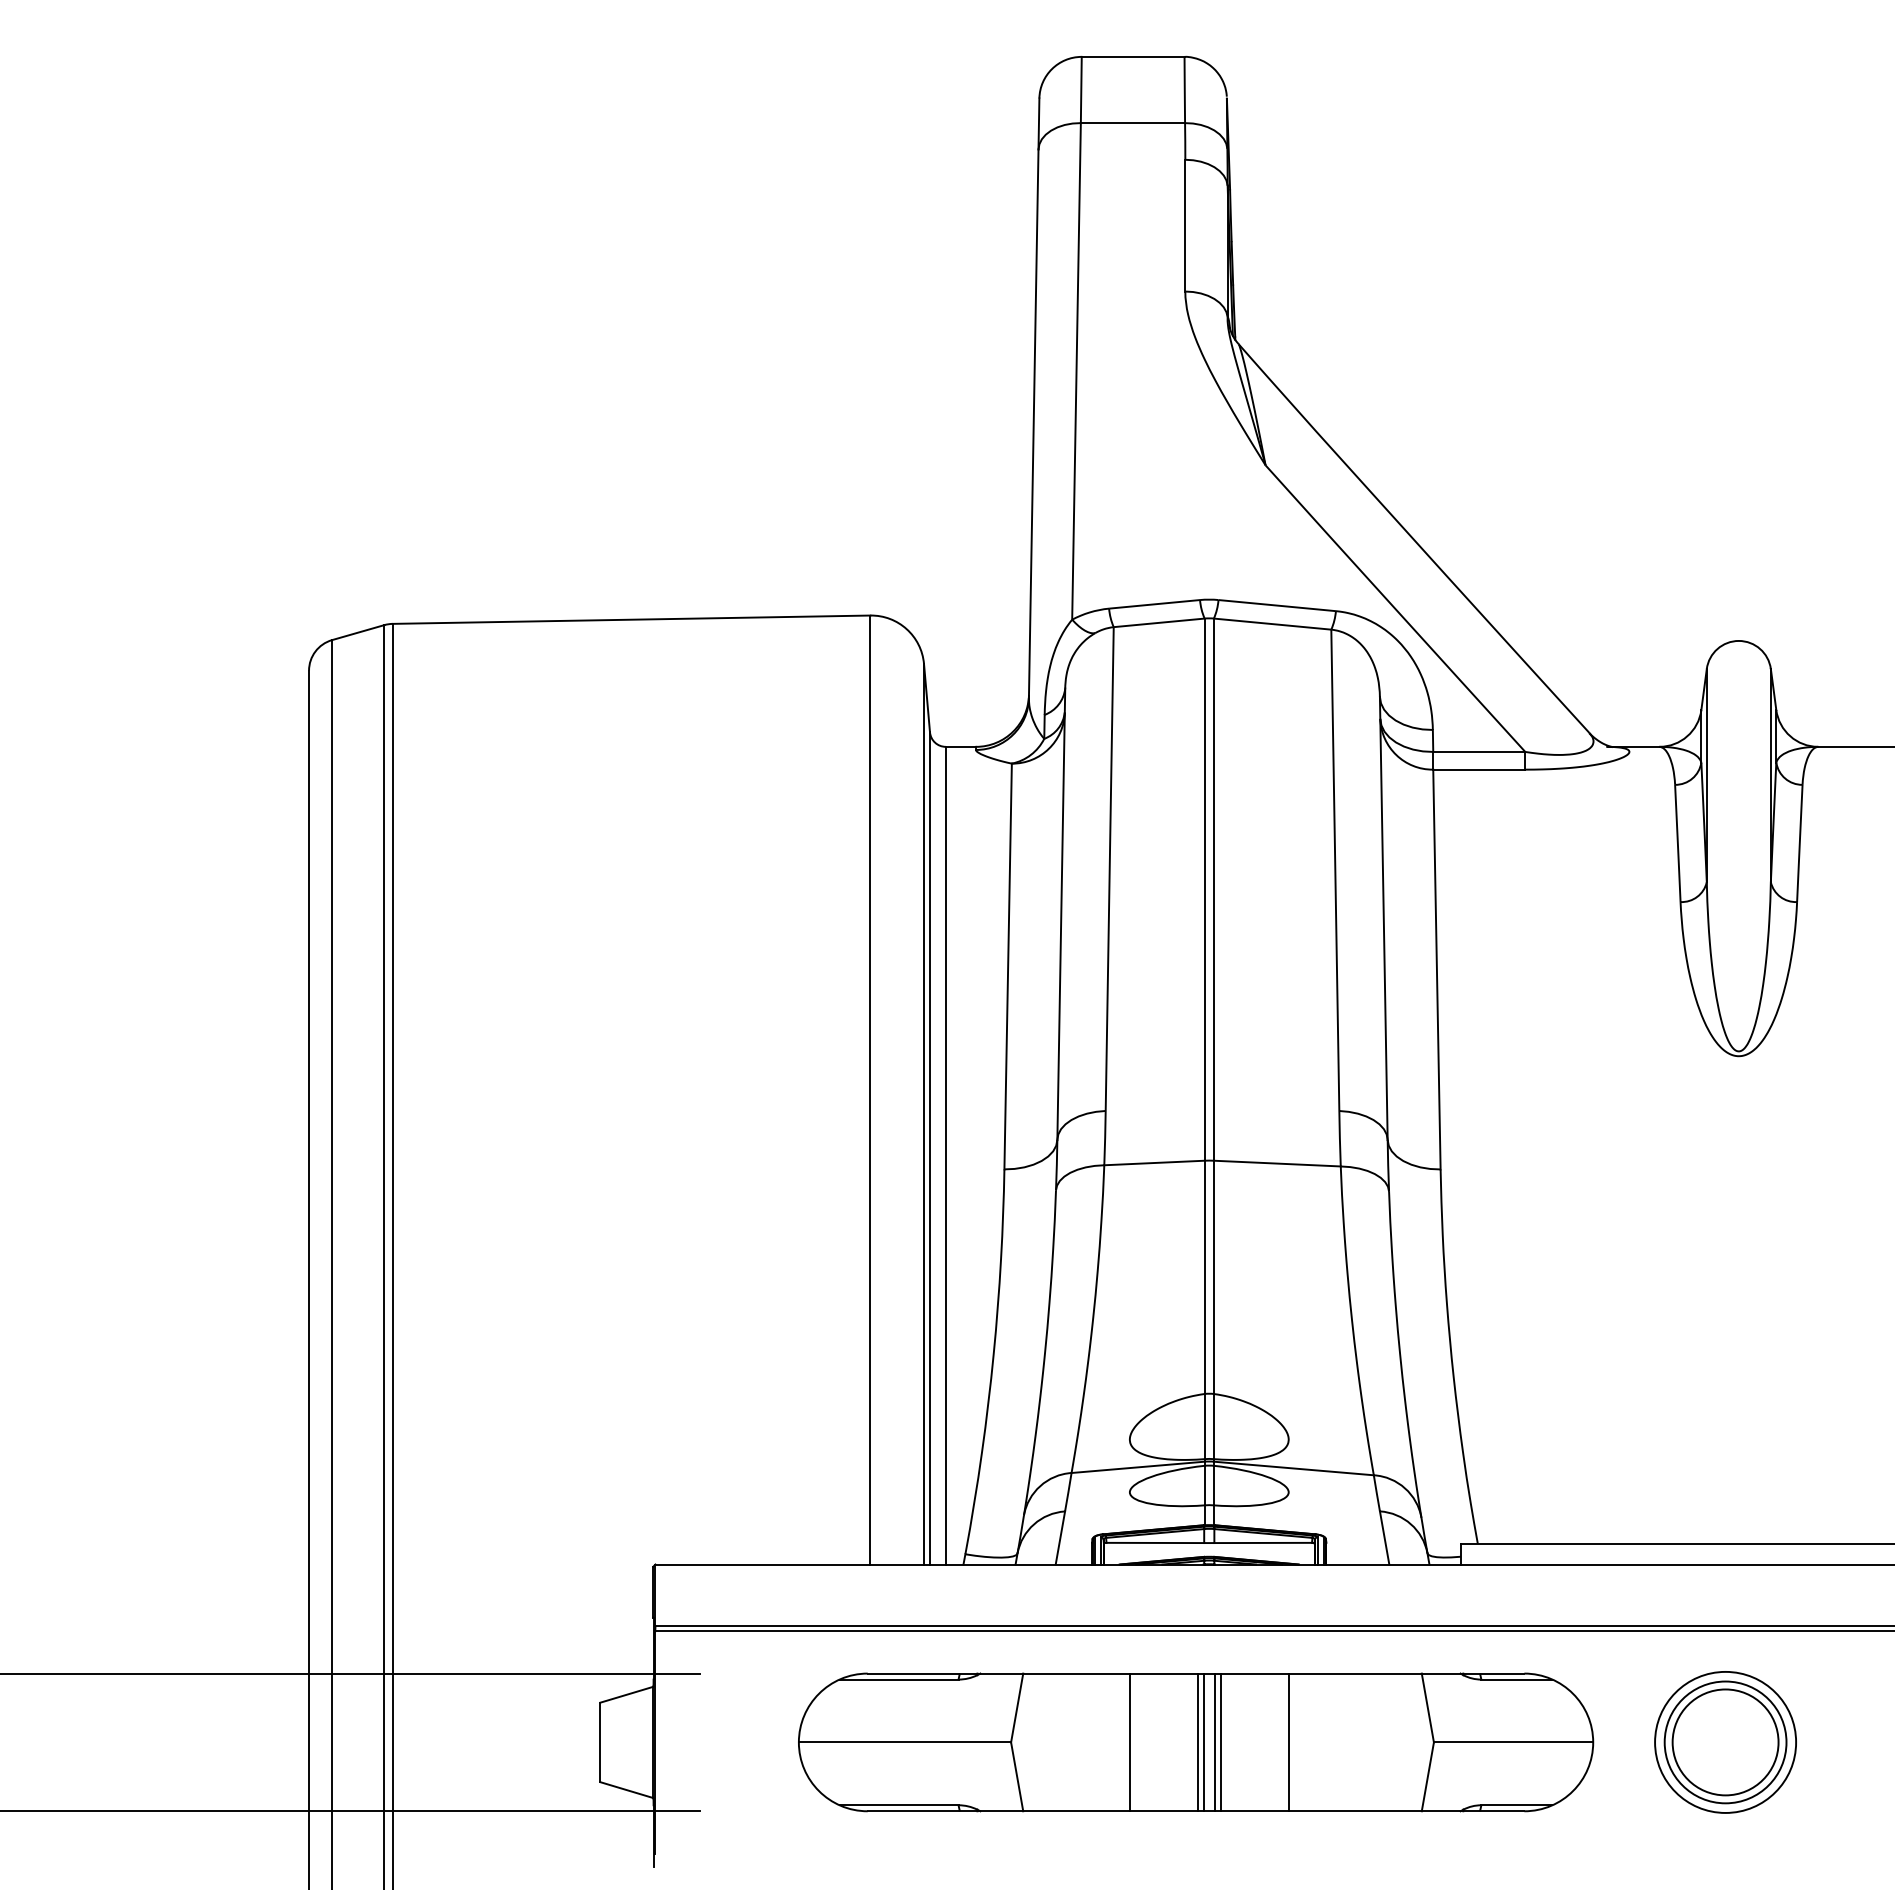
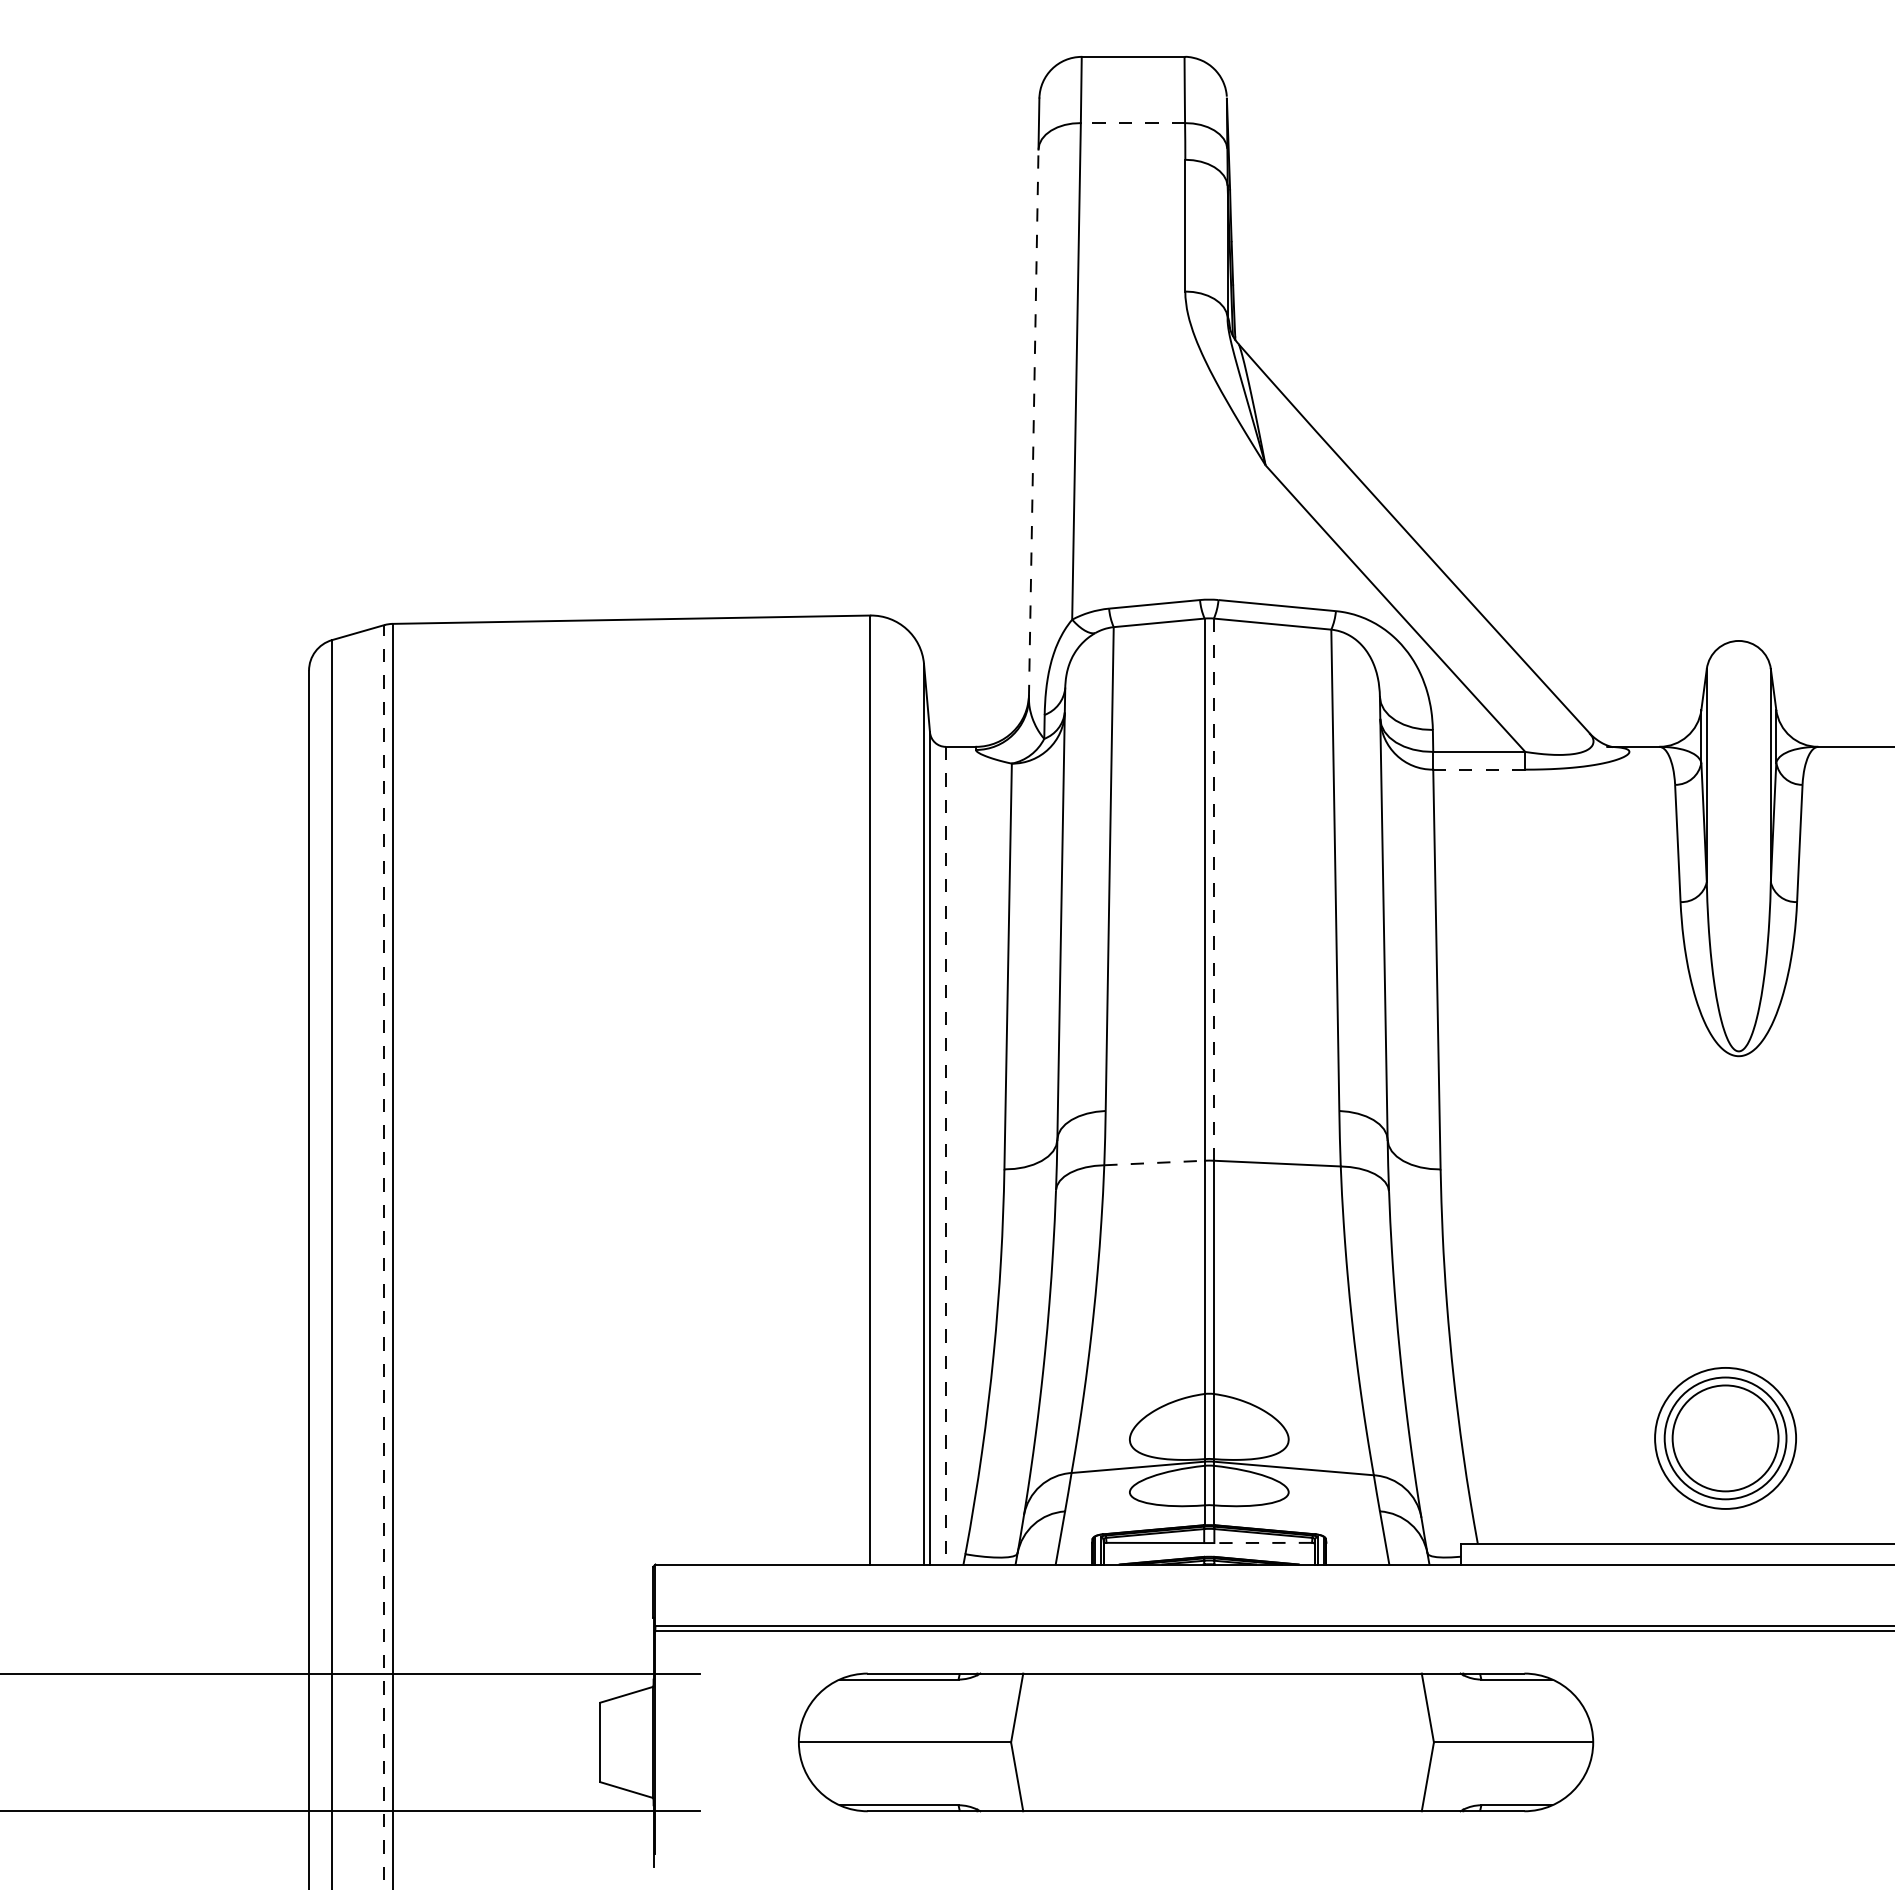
line: solid -> dashed (1132, 123)
line: solid -> dashed (1033, 423)
line: solid -> dashed (1478, 769)
line: solid -> dashed (1213, 890)
line: solid -> dashed (945, 1155)
line: solid -> dashed (1154, 1162)
line: solid -> dashed (384, 1257)
line: solid -> dashed (1263, 1542)
line: present -> none (1129, 1742)
line: present -> none (1198, 1742)
line: present -> none (1203, 1742)
line: present -> none (1215, 1742)
line: present -> none (1220, 1742)
line: present -> none (1288, 1742)
part position: (1725, 1742) -> (1725, 1438) (1725, 1438)
